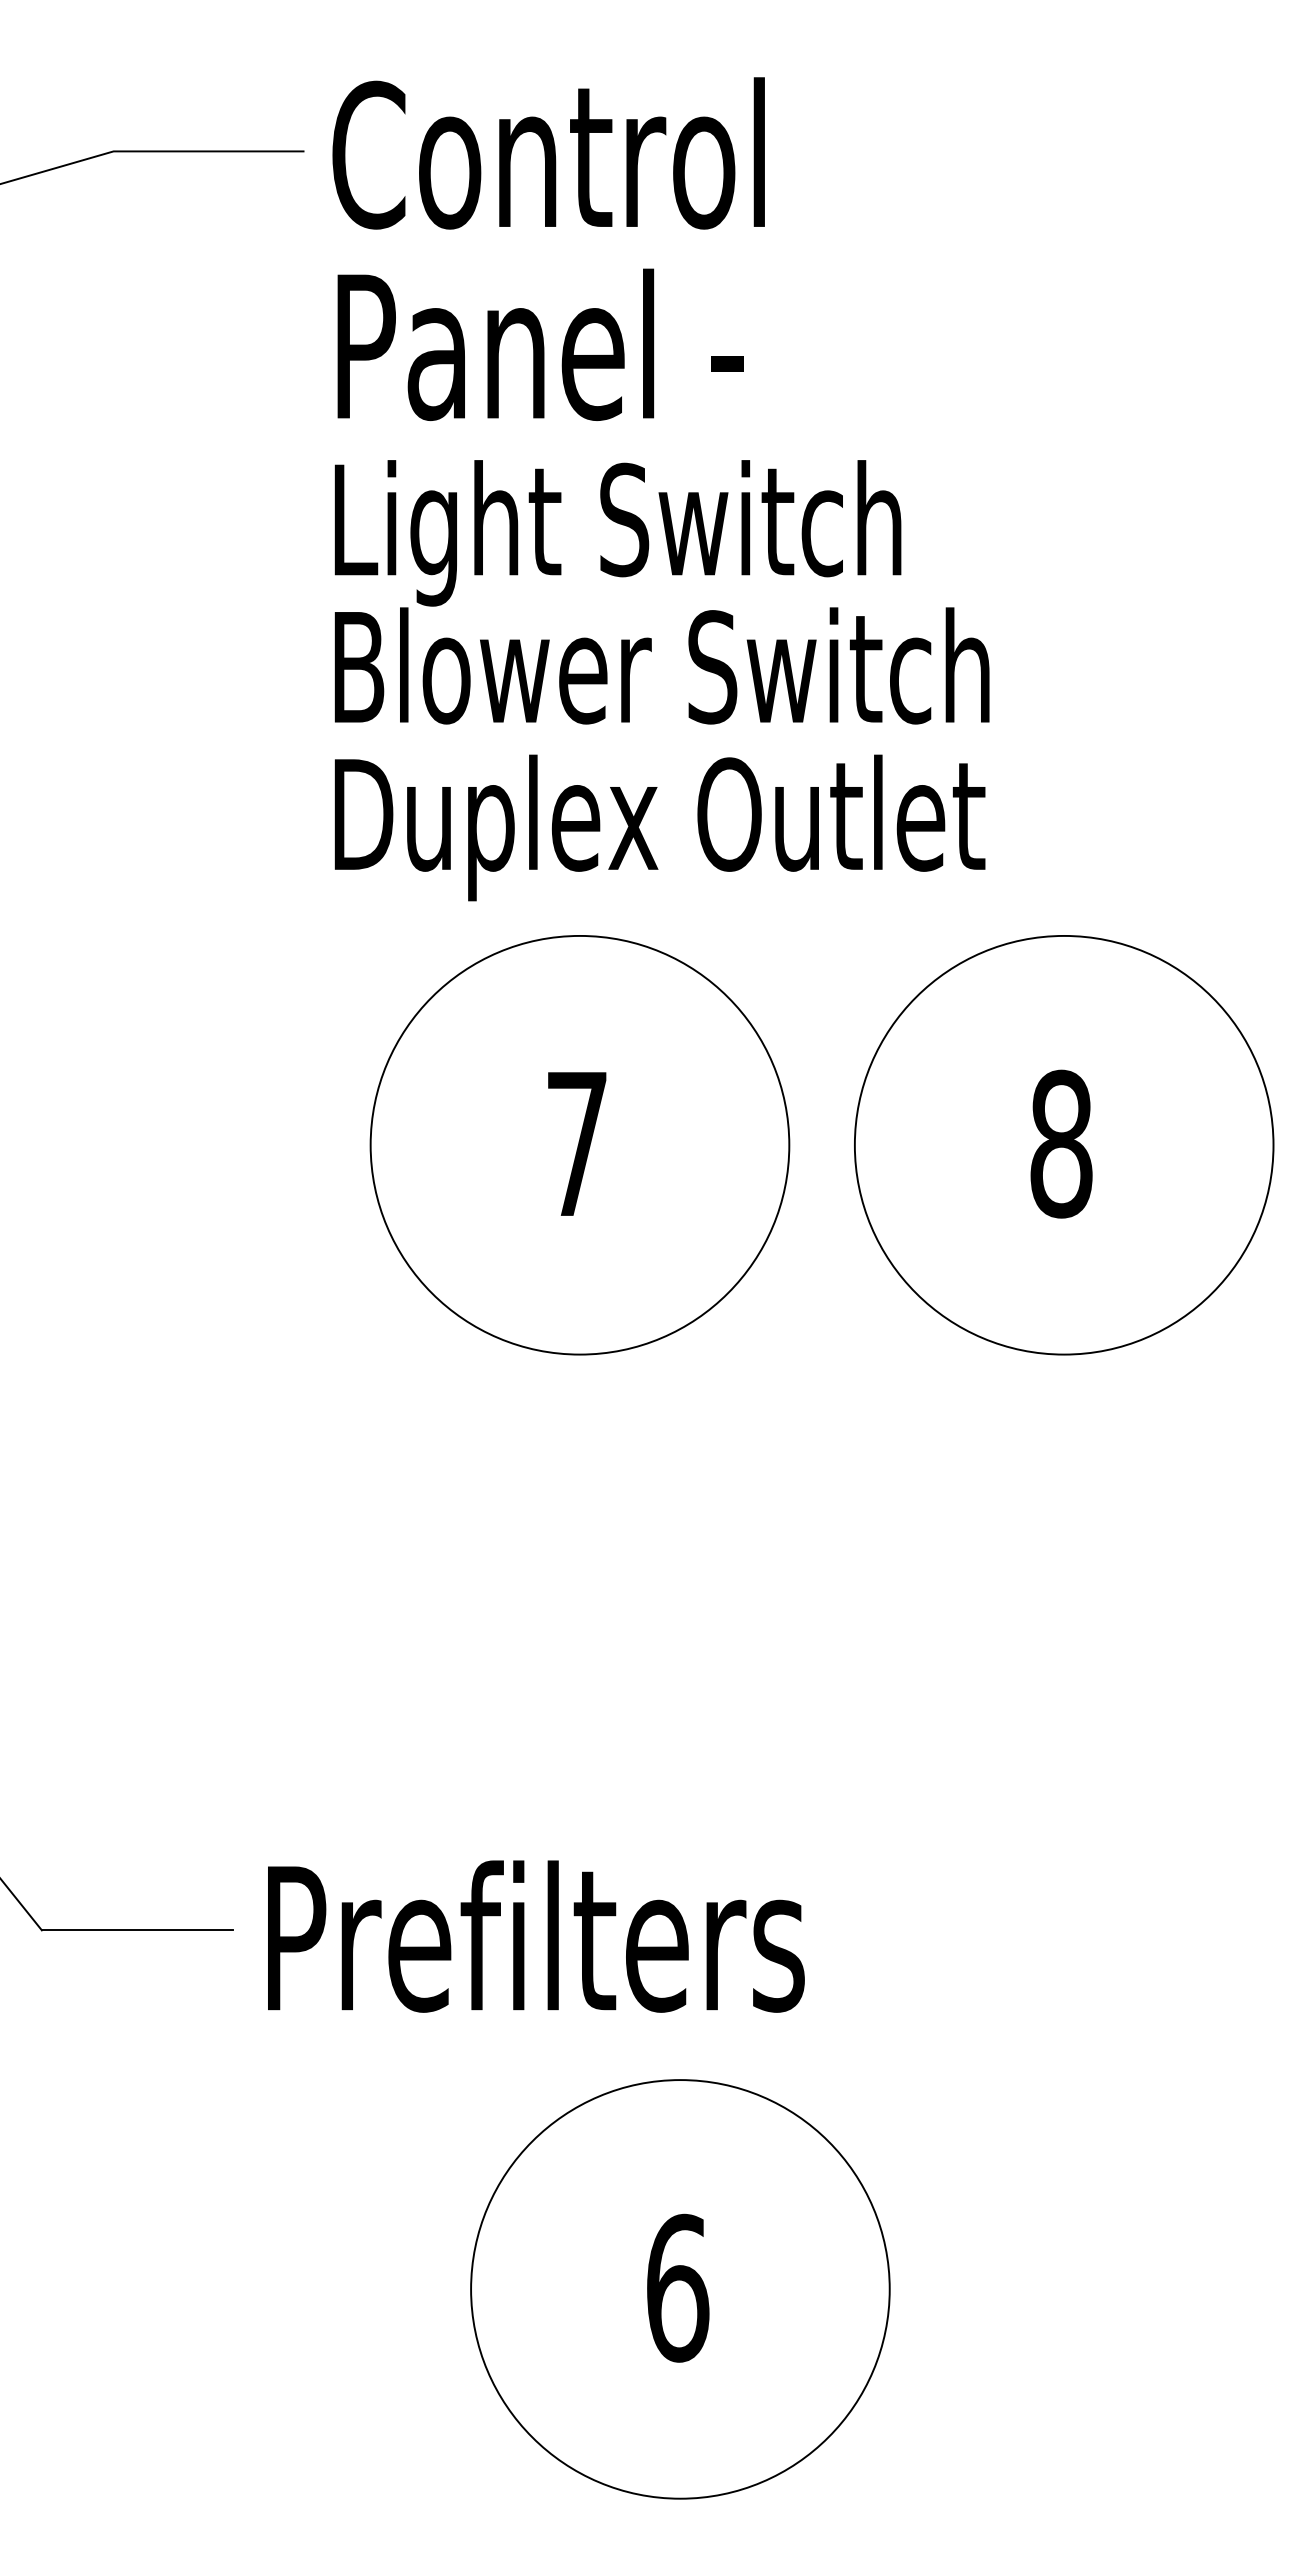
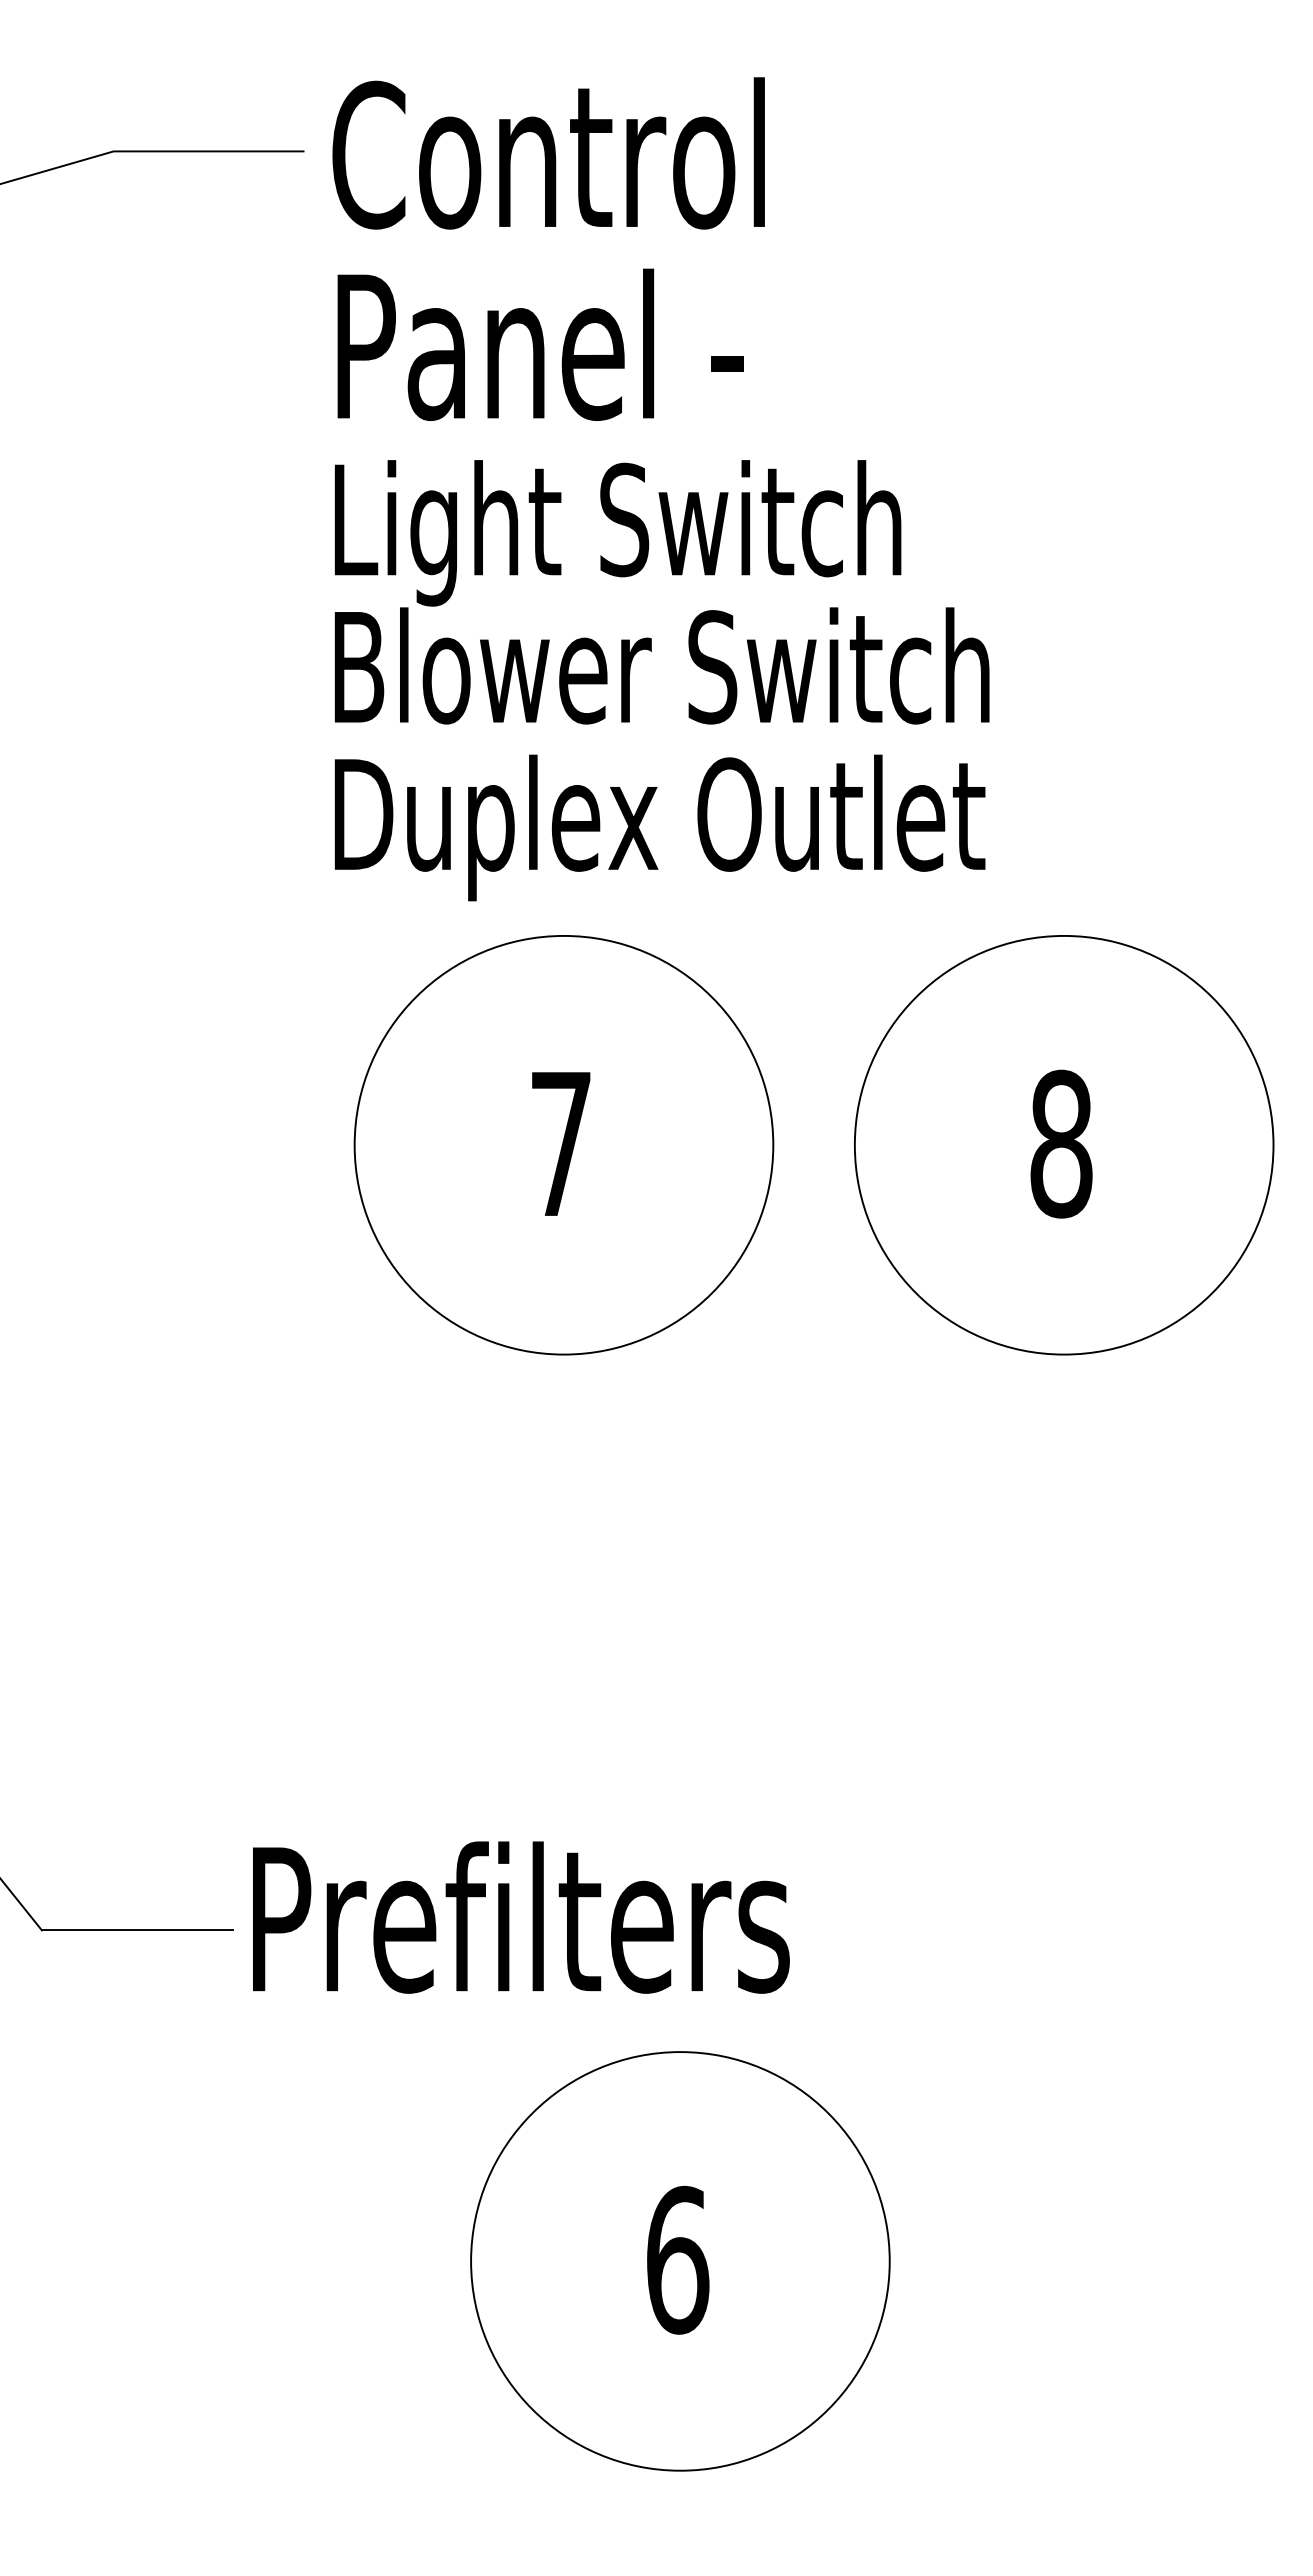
part position: (579, 1145) -> (563, 1145) (563, 1145)
text position: (536, 1936) -> (521, 1917) (521, 1917)
part position: (680, 2289) -> (680, 2261) (680, 2261)
